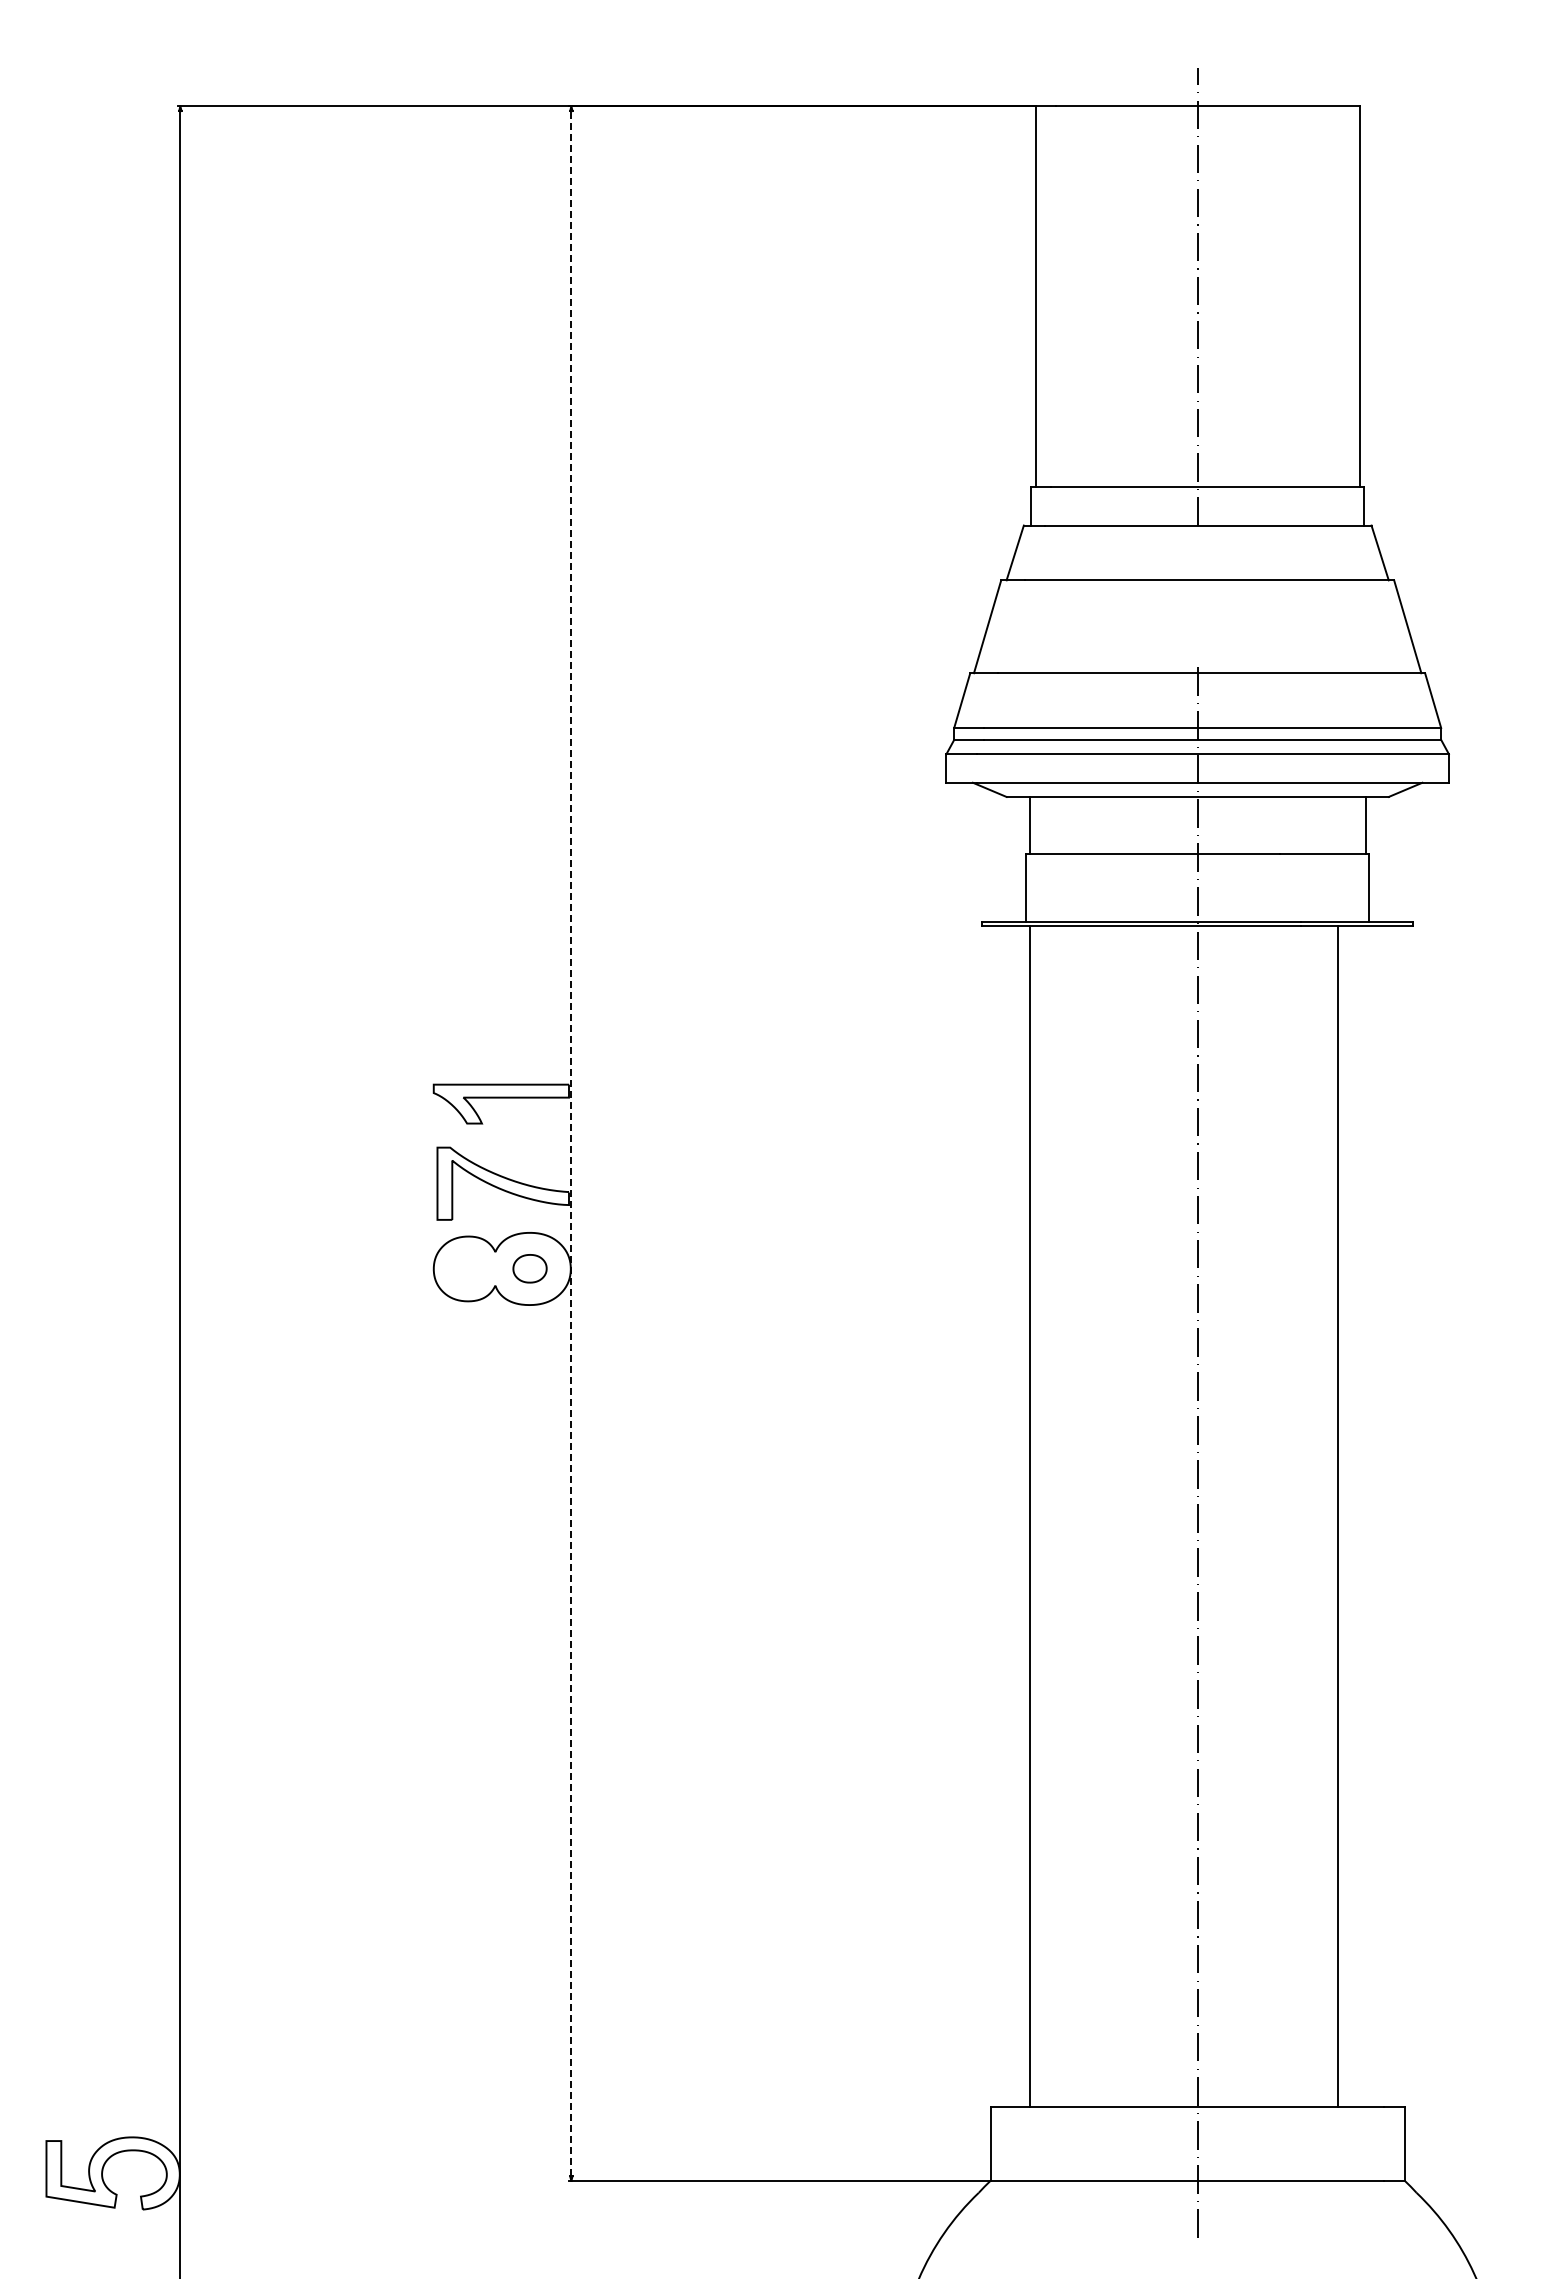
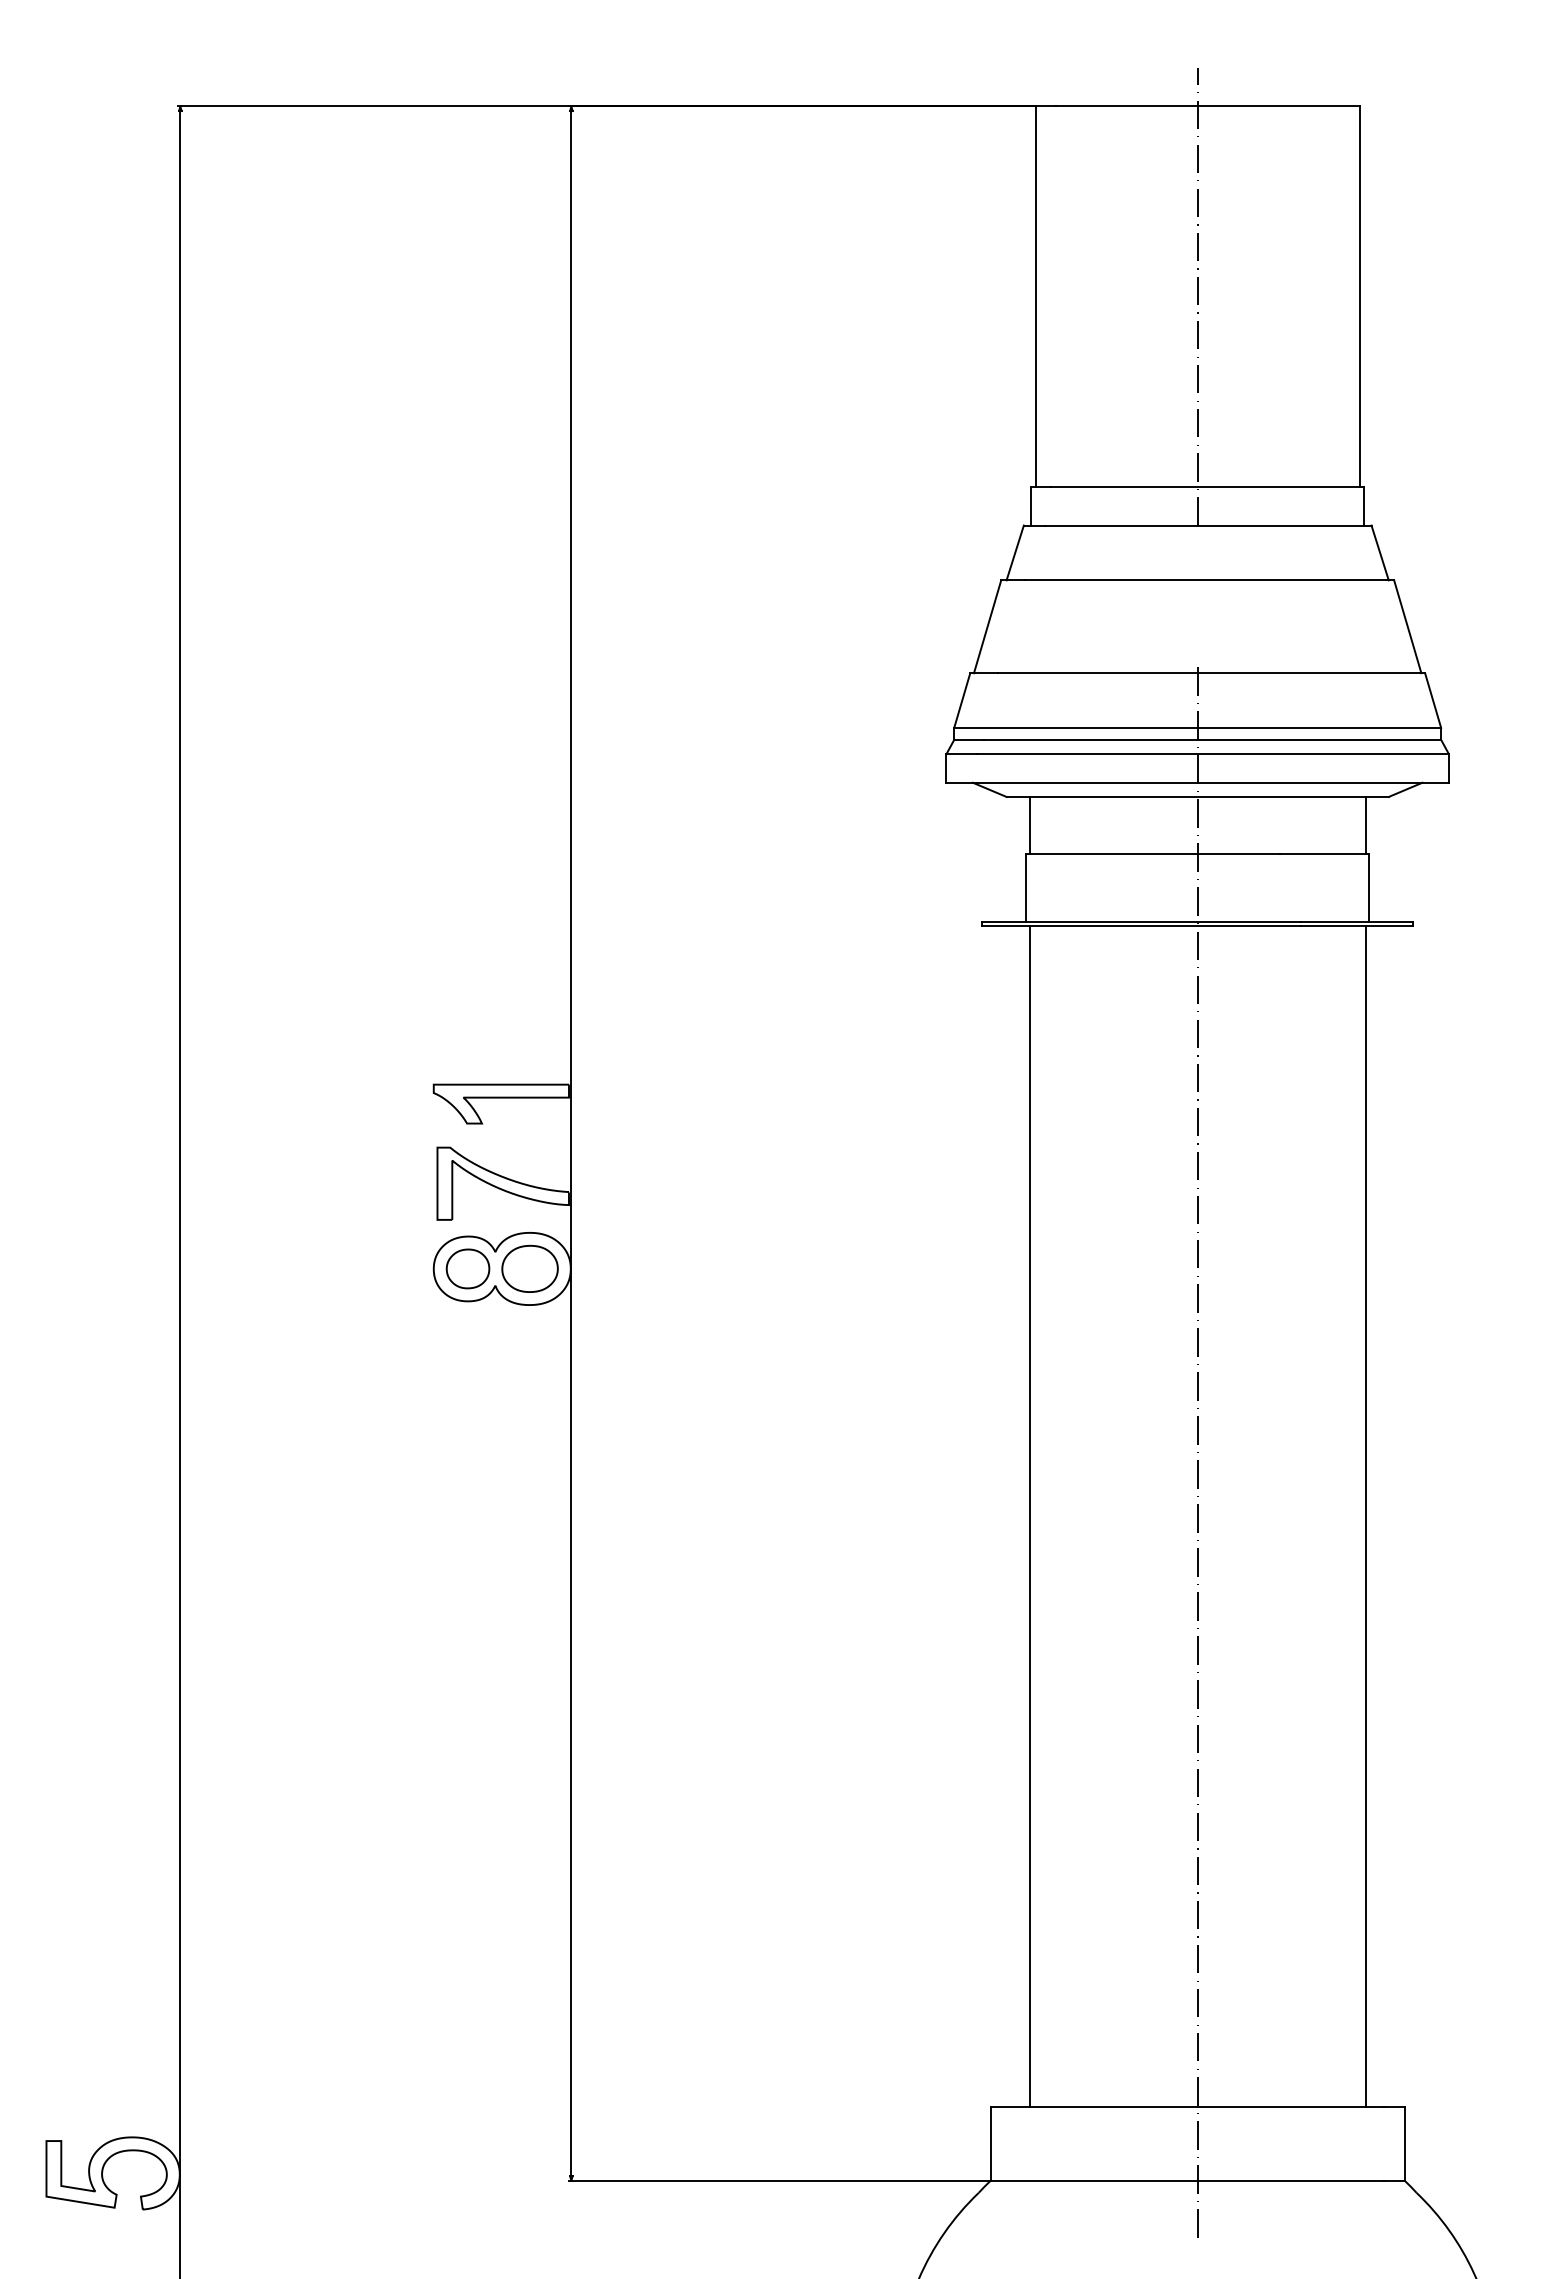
line: dashed -> solid (571, 1143)
part: none -> present (467, 1268)
part size: 36x30 px -> 58x49 px (529, 1268)
line position: (1337, 1515) -> (1365, 1515) (1365, 1515)
